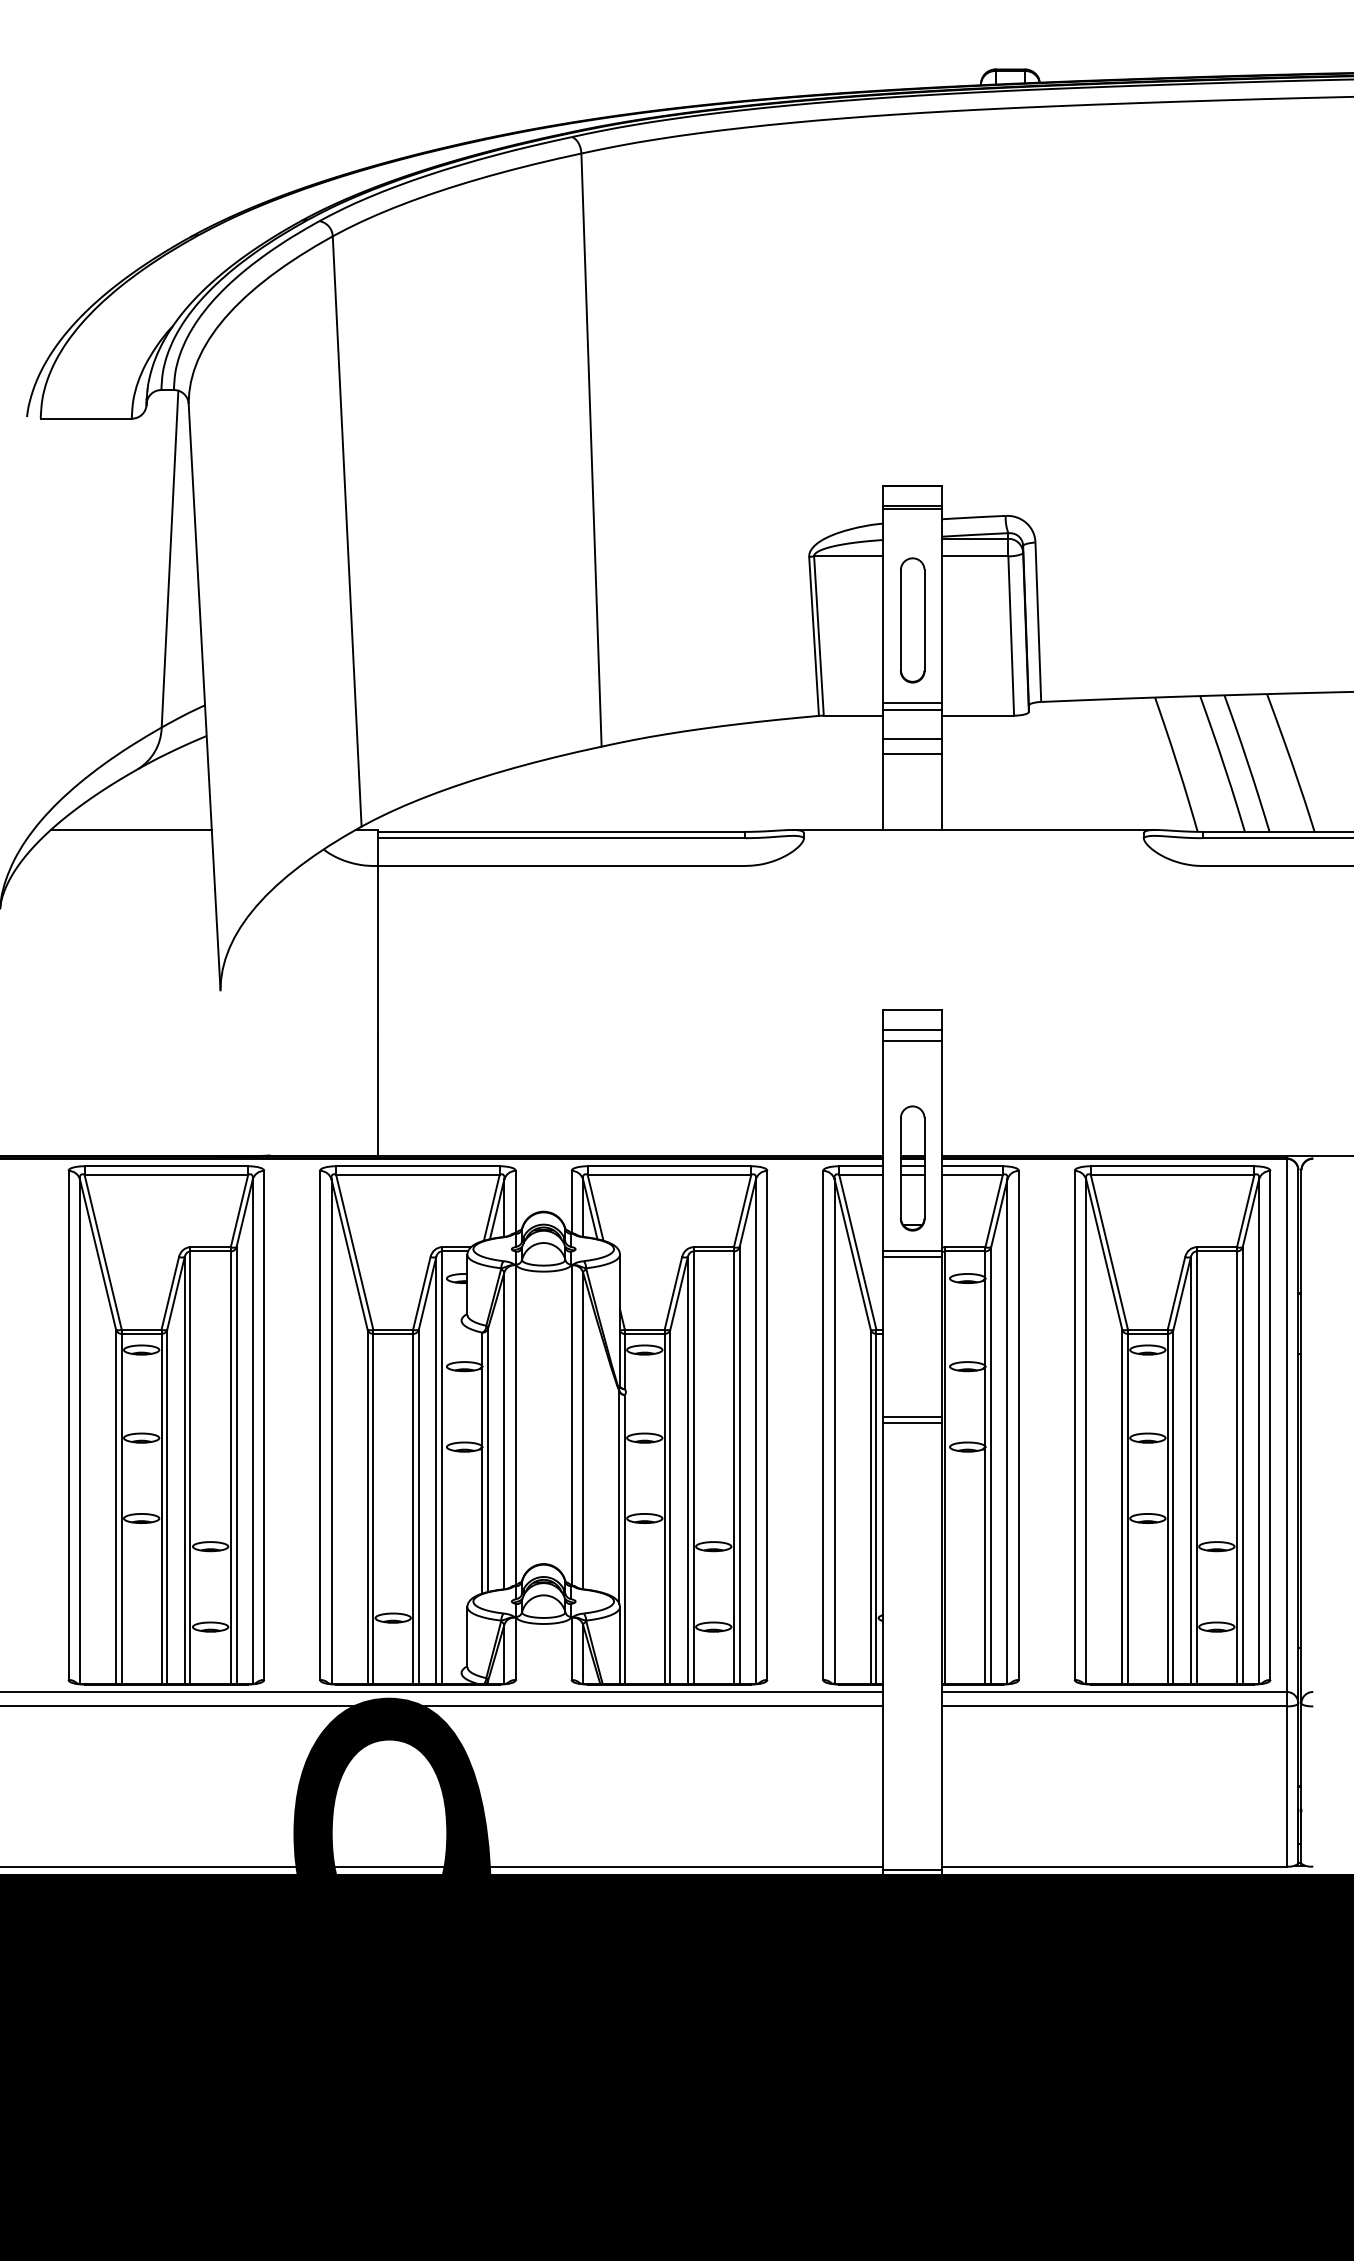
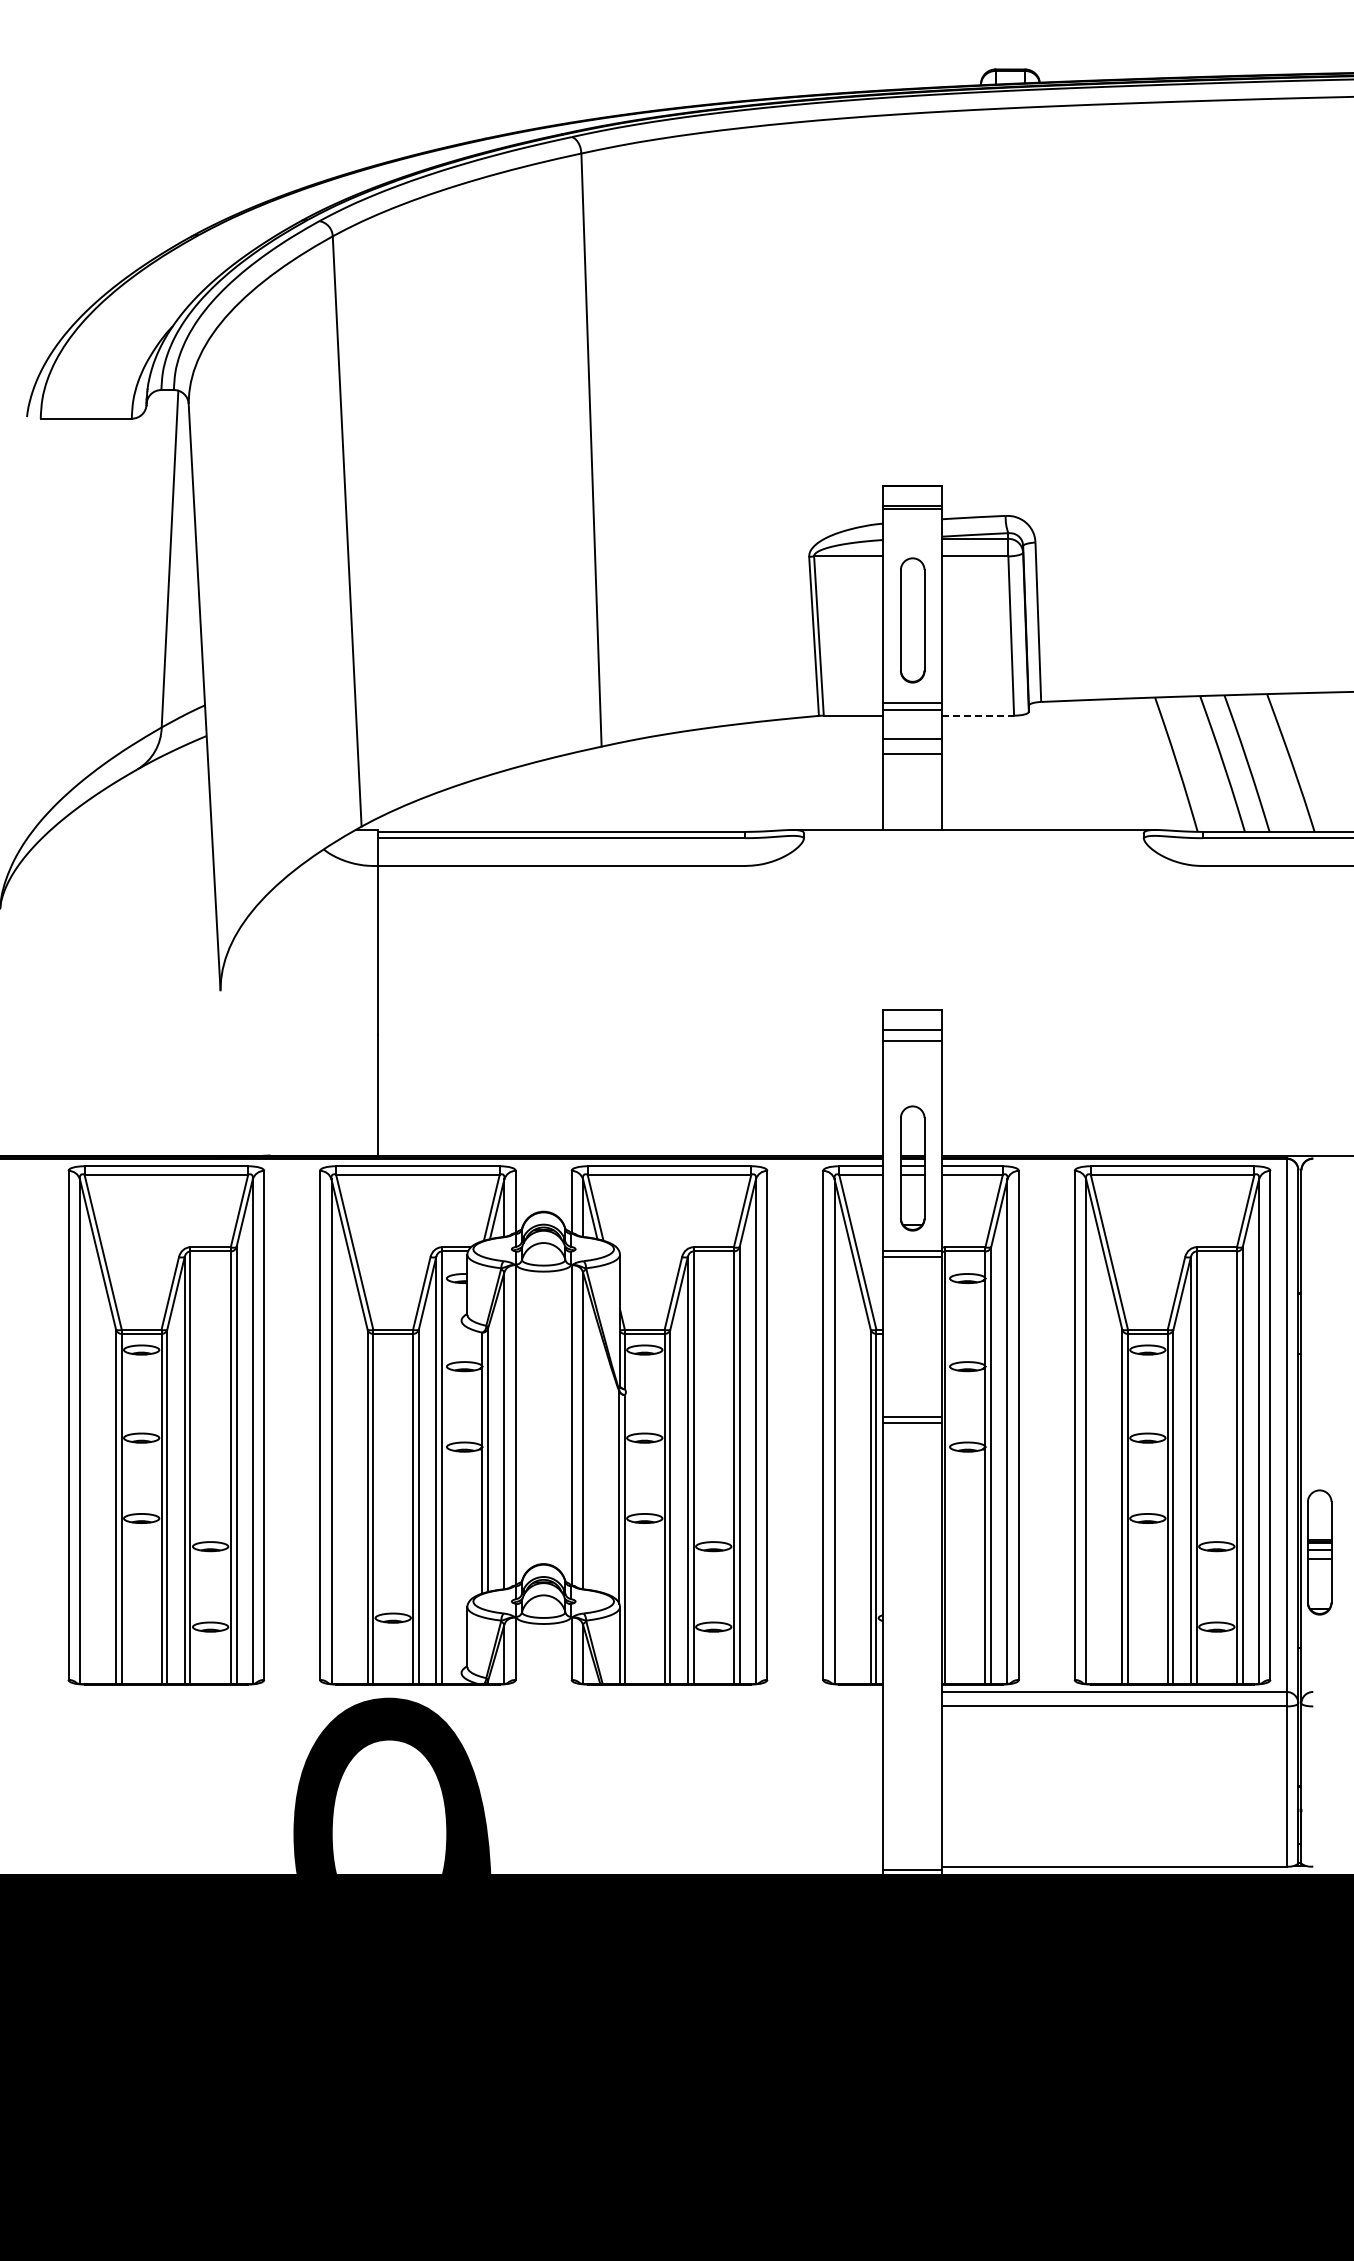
line: solid -> dashed (978, 715)
line: present -> none (130, 829)
part: none -> present (1319, 1552)
line: present -> none (442, 1691)
line: present -> none (442, 1706)
line: present -> none (442, 1866)
